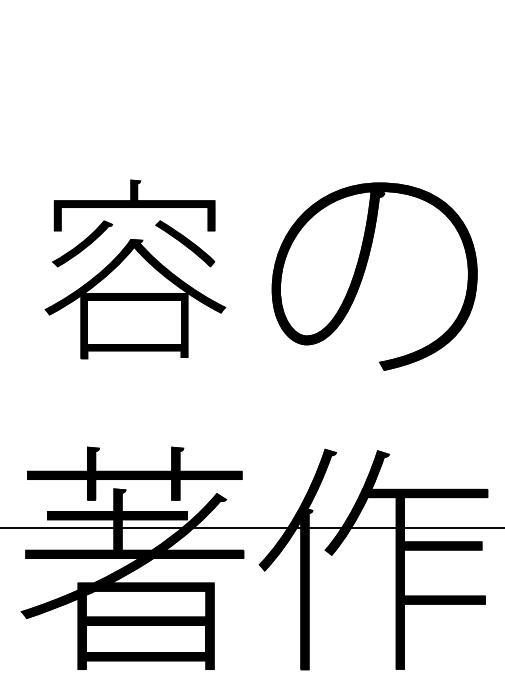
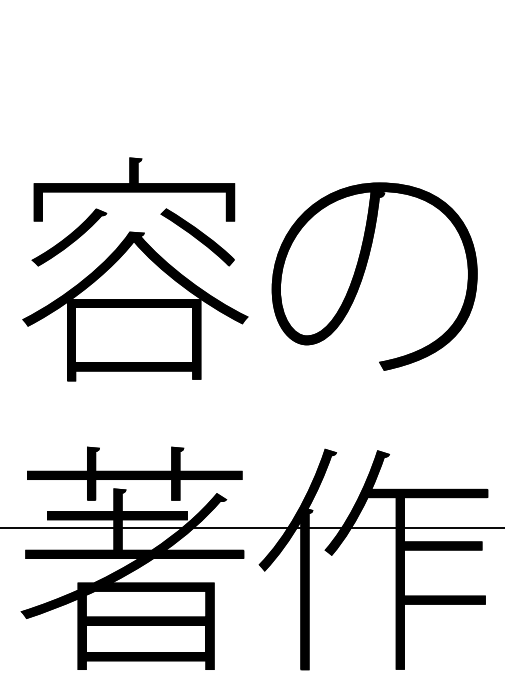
part size: 183x181 px -> 227x225 px (135, 269)
